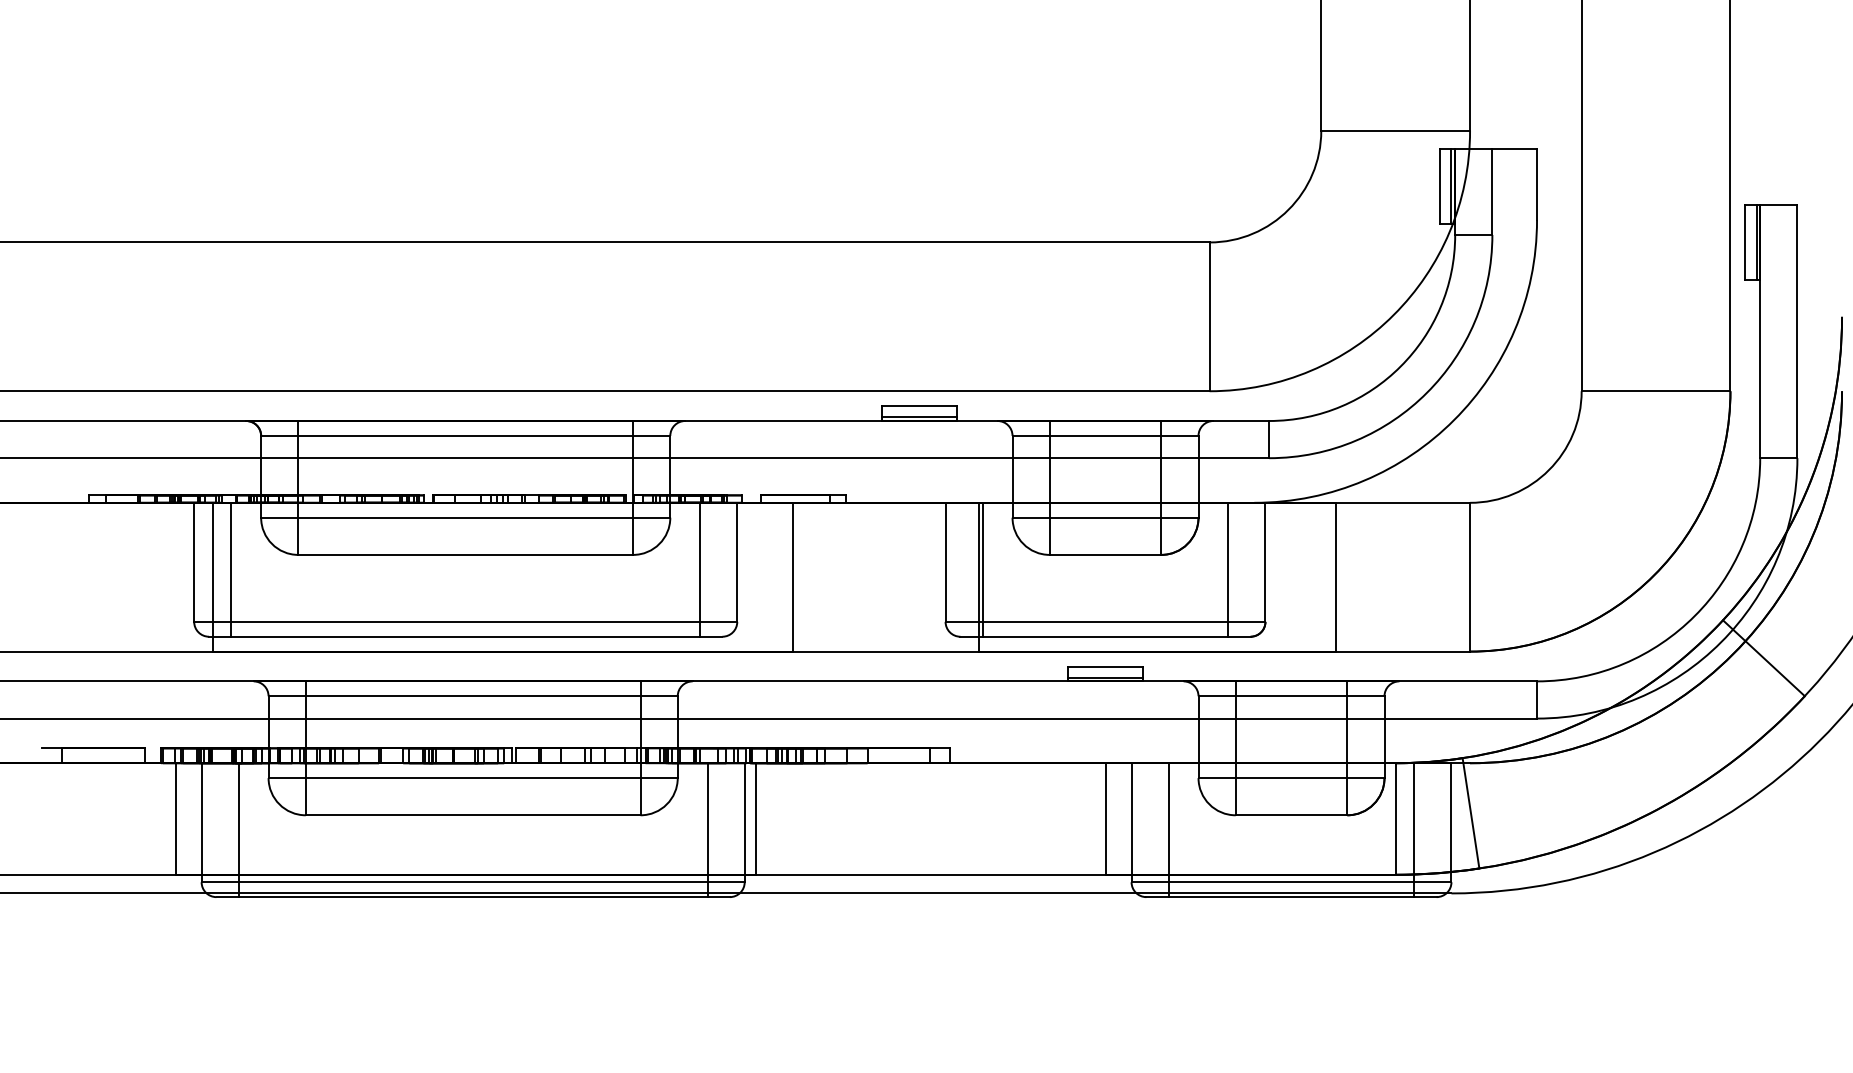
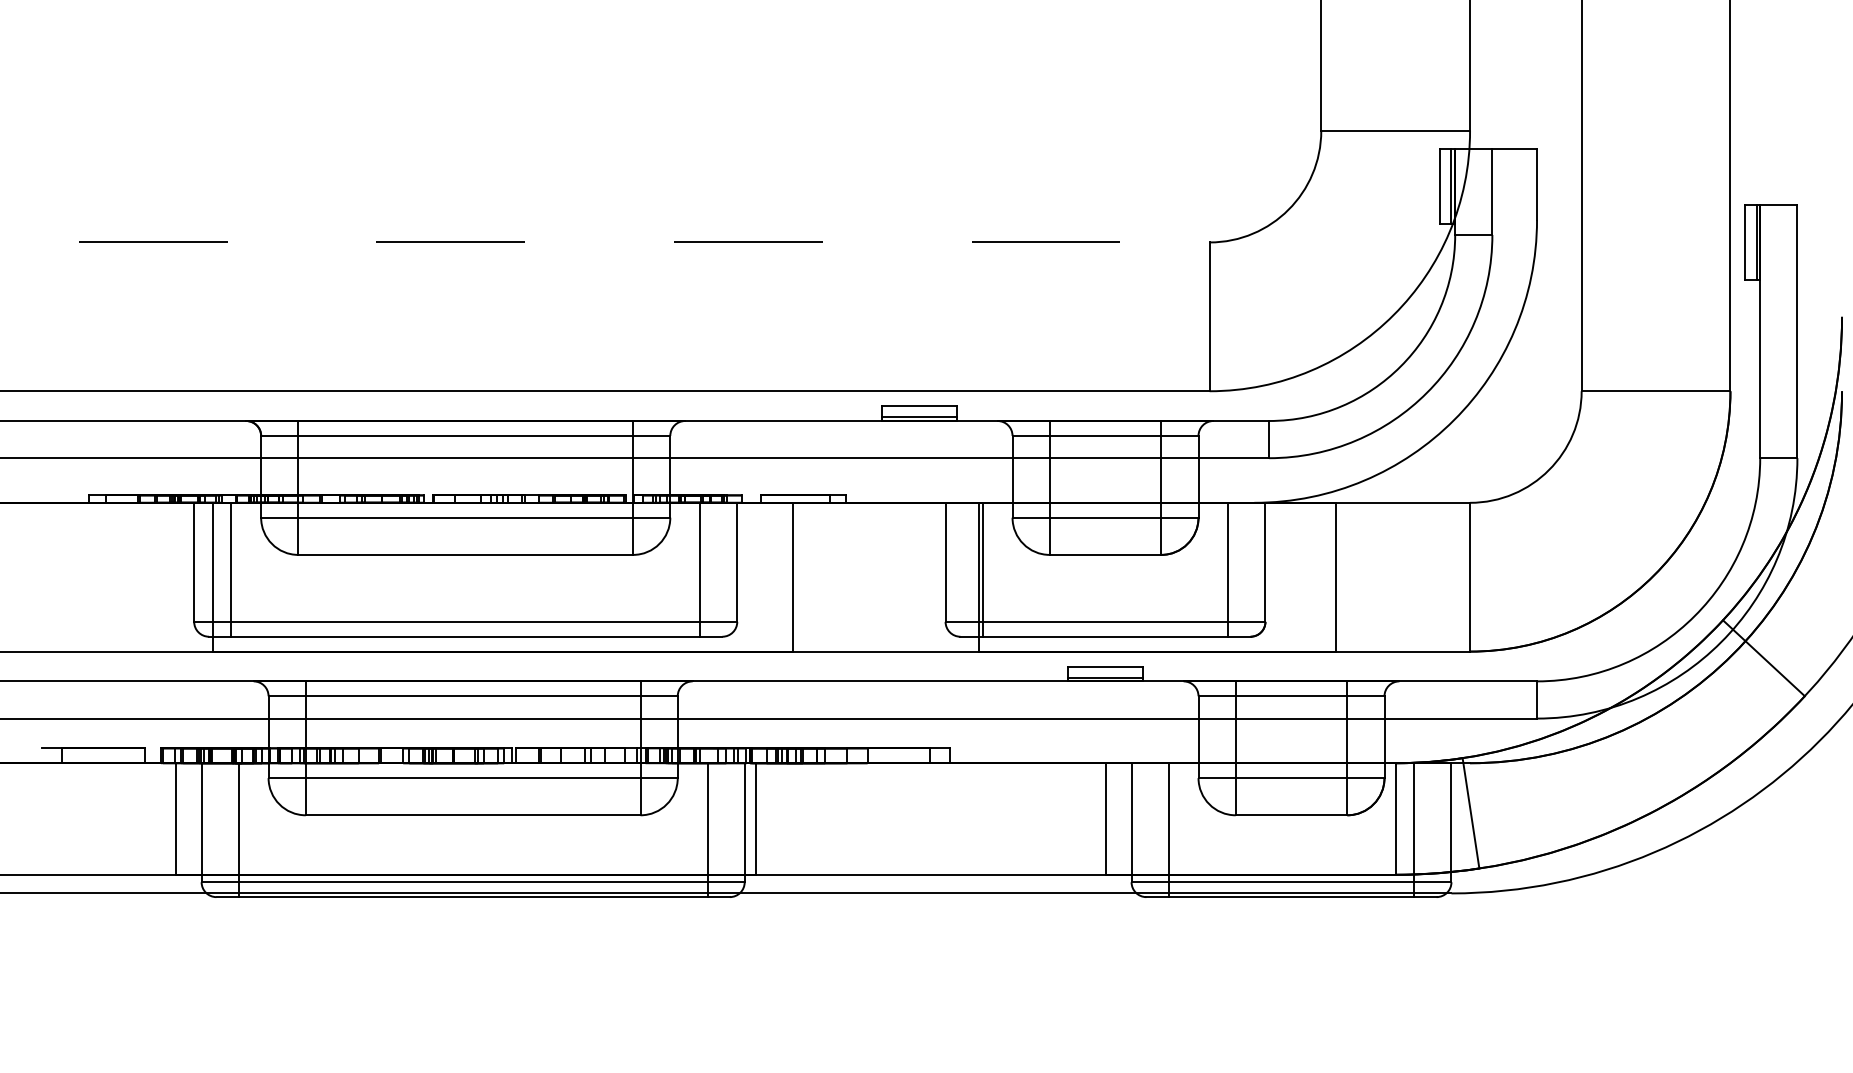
line: solid -> dashed (604, 242)
